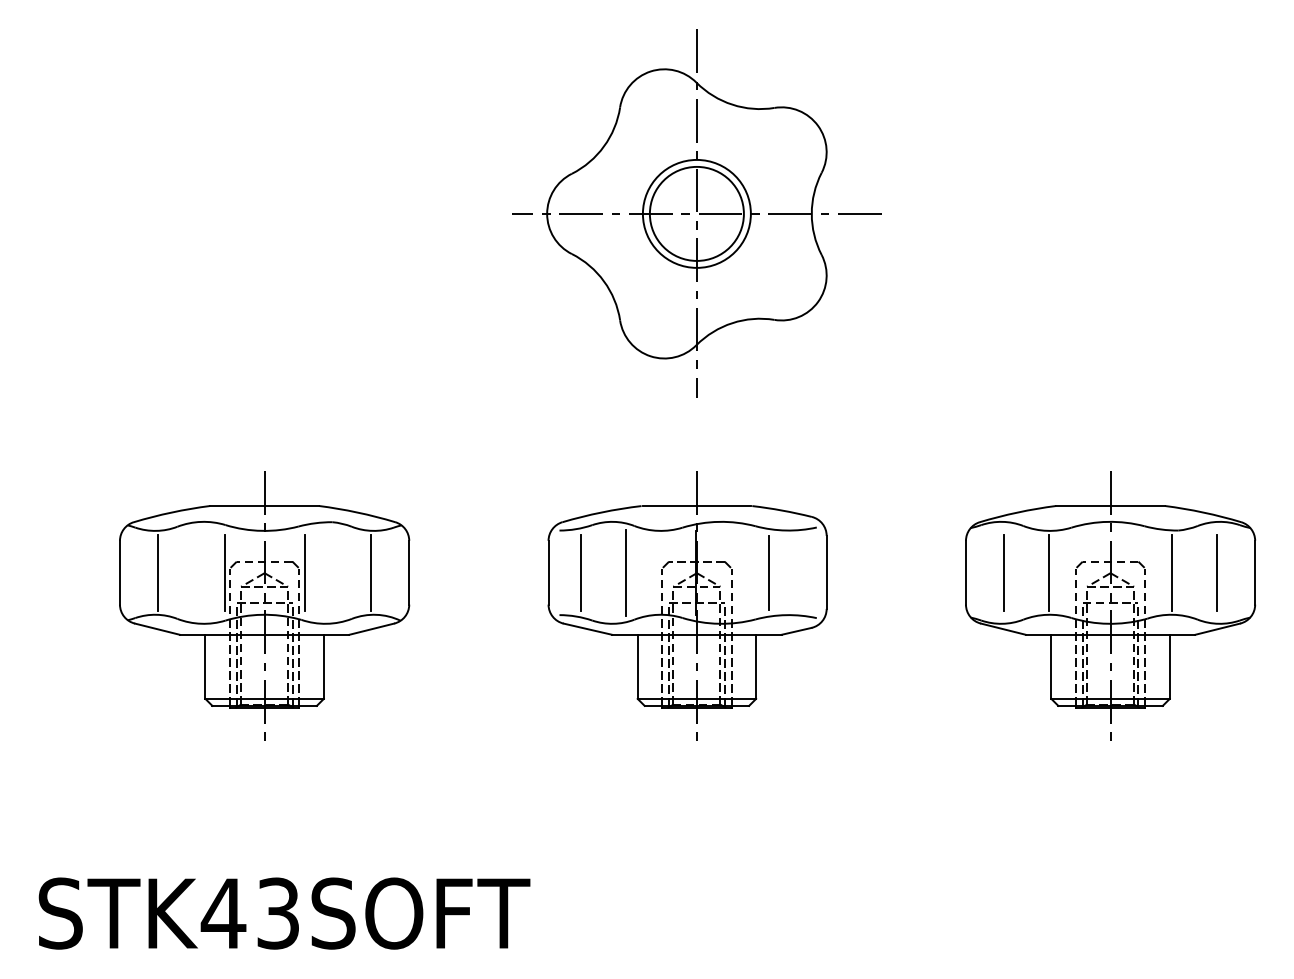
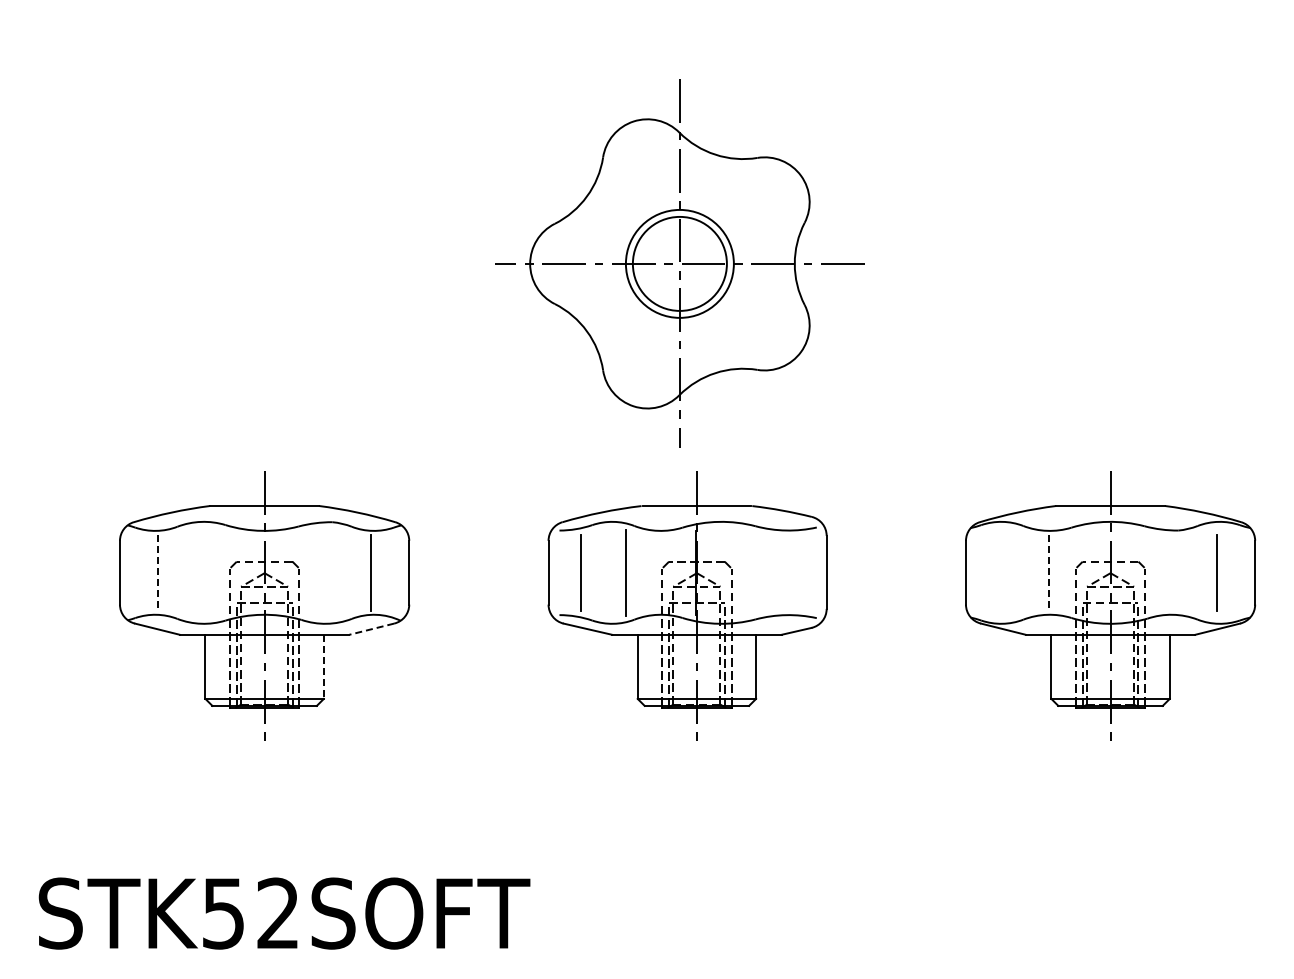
part position: (696, 213) -> (679, 263) (679, 263)
line: present -> none (224, 572)
line: present -> none (304, 572)
line: present -> none (769, 572)
line: present -> none (1003, 572)
line: present -> none (1172, 572)
line: solid -> dashed (158, 573)
line: solid -> dashed (1048, 573)
line: solid -> dashed (371, 629)
line: solid -> dashed (323, 667)
text: STK43SOFT -> STK52SOFT (249, 913)
